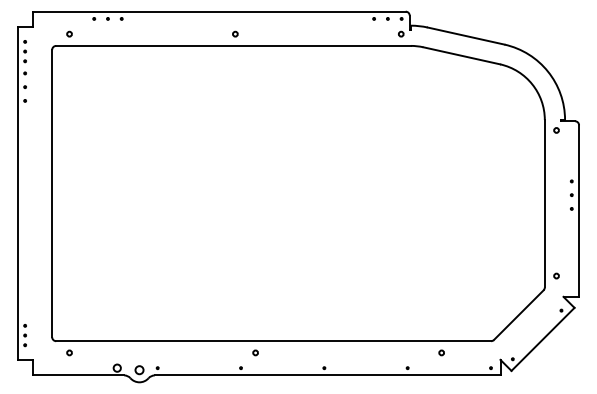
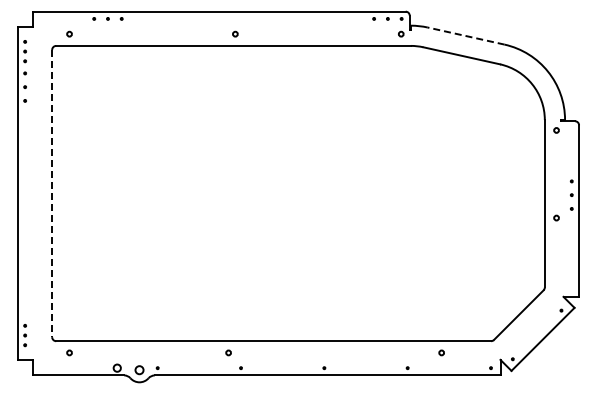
line: solid -> dashed (465, 35)
line: solid -> dashed (52, 193)
circle position: (556, 275) -> (556, 217) (556, 217)
circle position: (255, 352) -> (228, 352) (228, 352)
